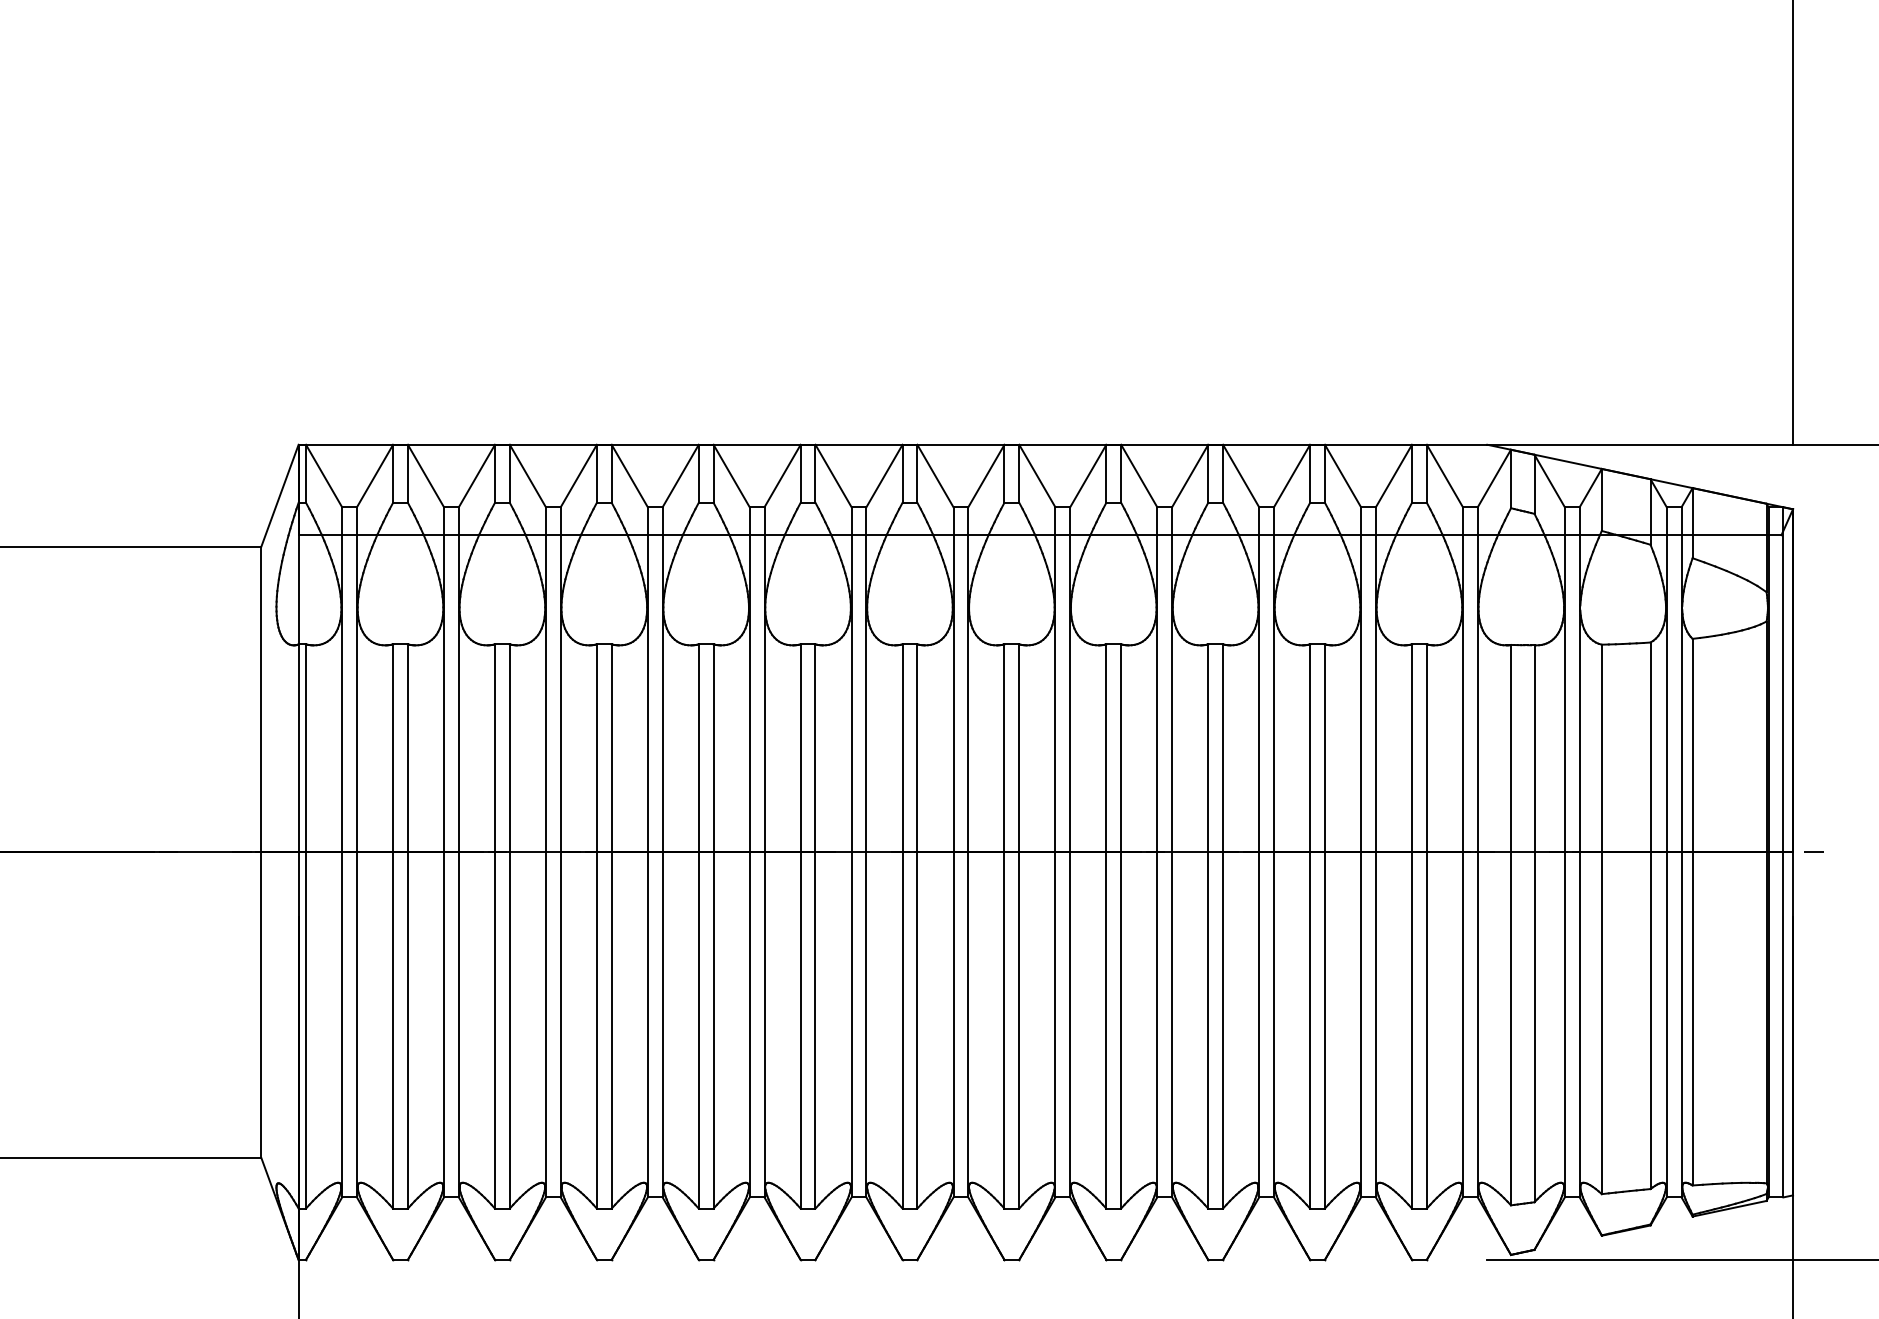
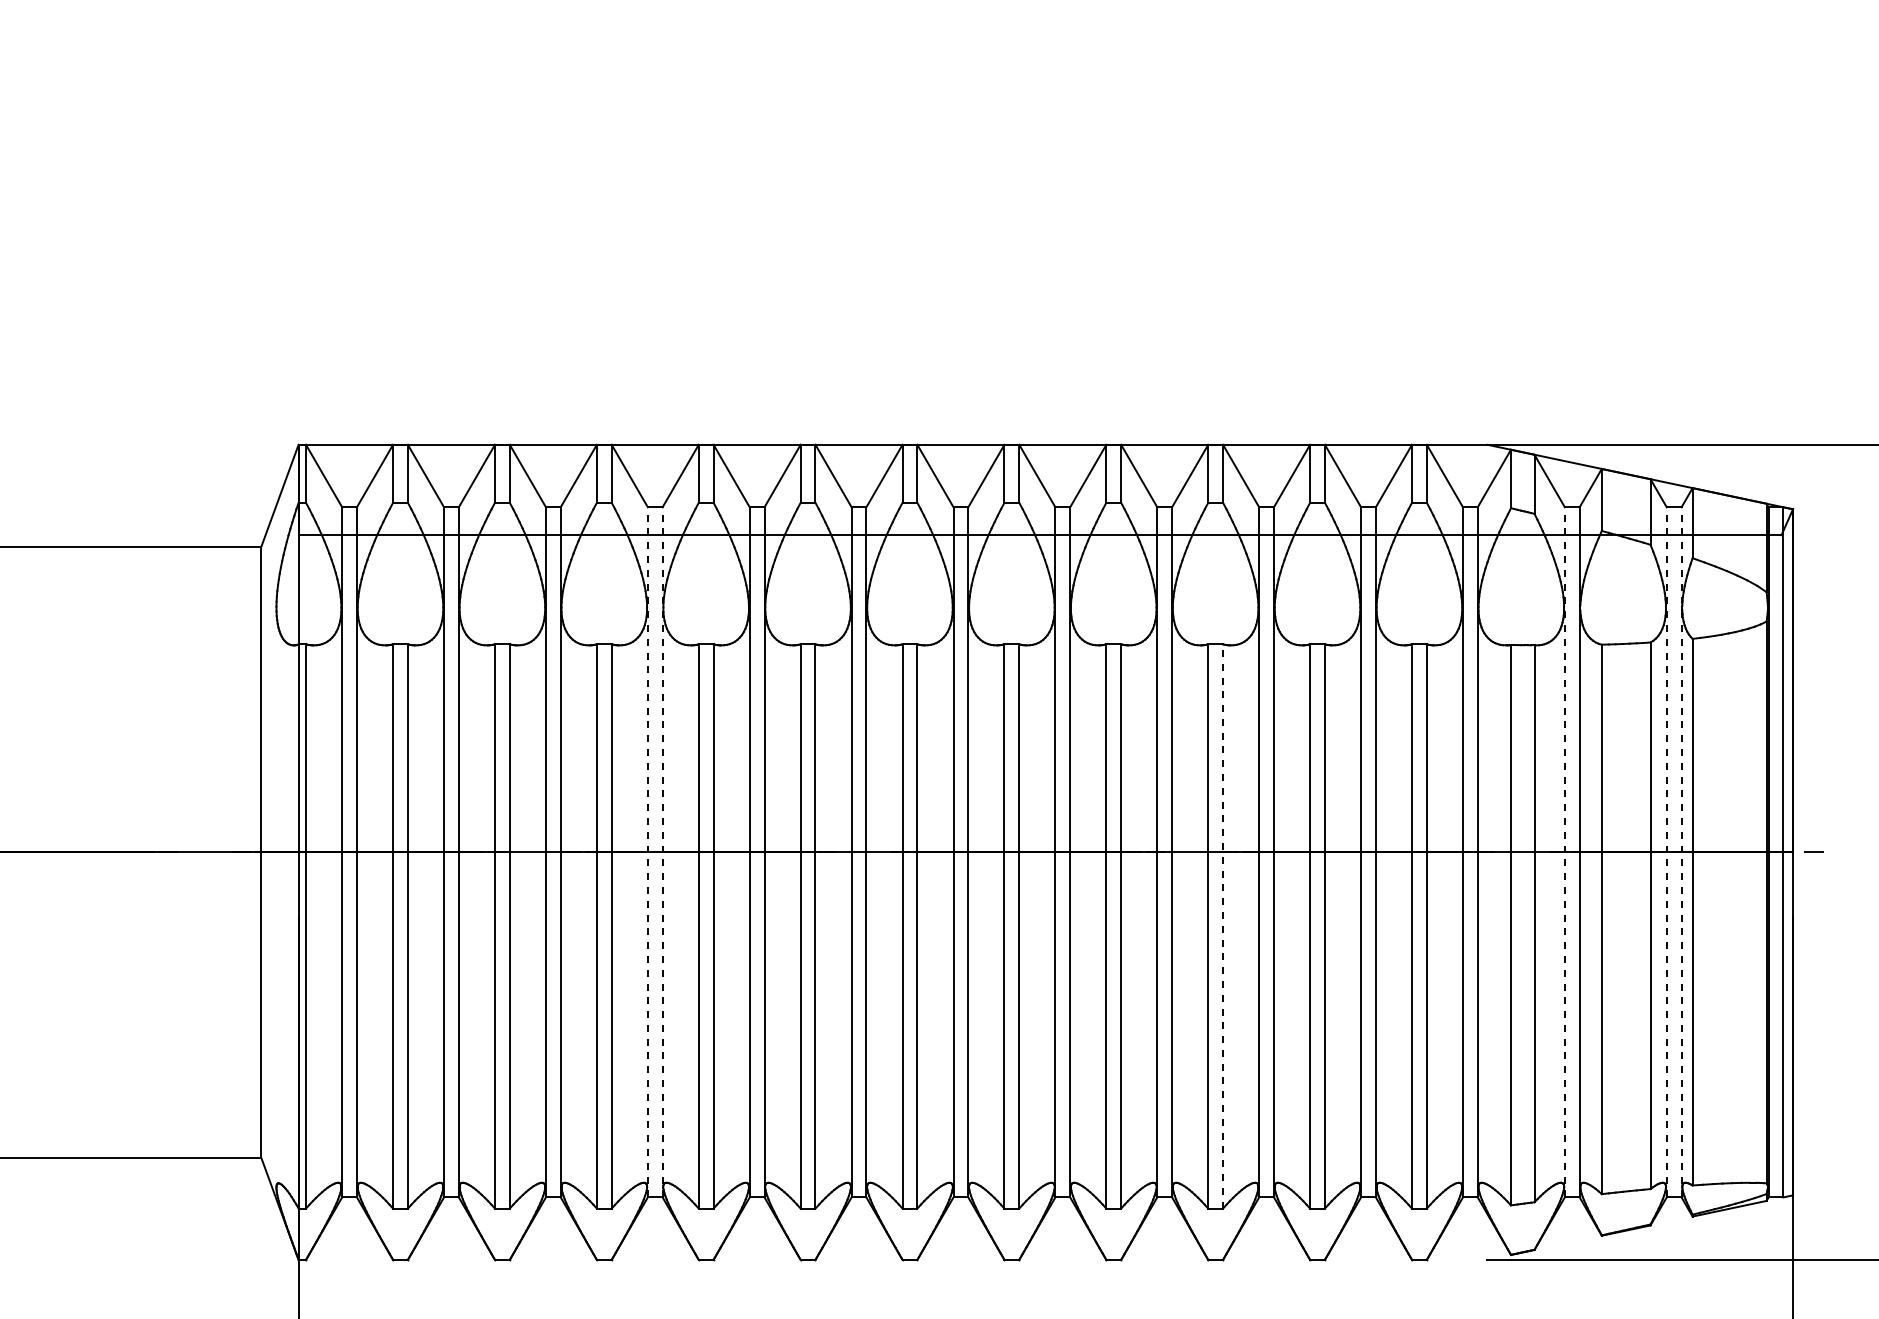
line: present -> none (1793, 223)
line: solid -> dashed (647, 851)
line: solid -> dashed (662, 851)
line: solid -> dashed (1564, 851)
line: solid -> dashed (1666, 851)
line: solid -> dashed (1681, 851)
line: solid -> dashed (1223, 926)
